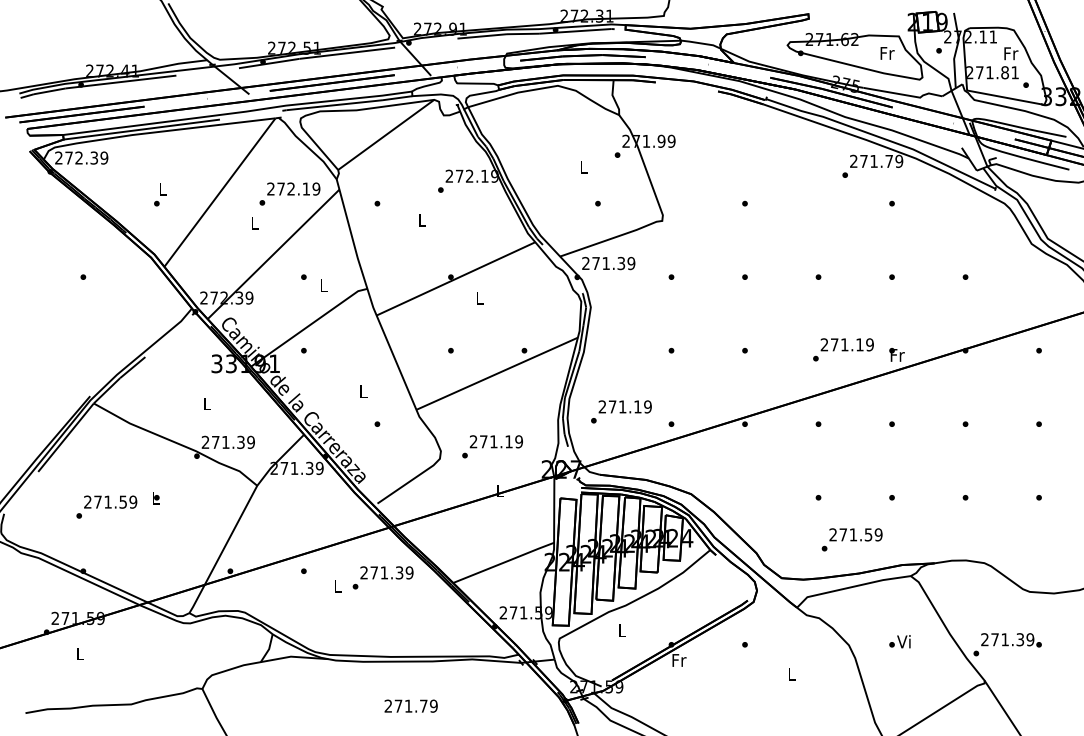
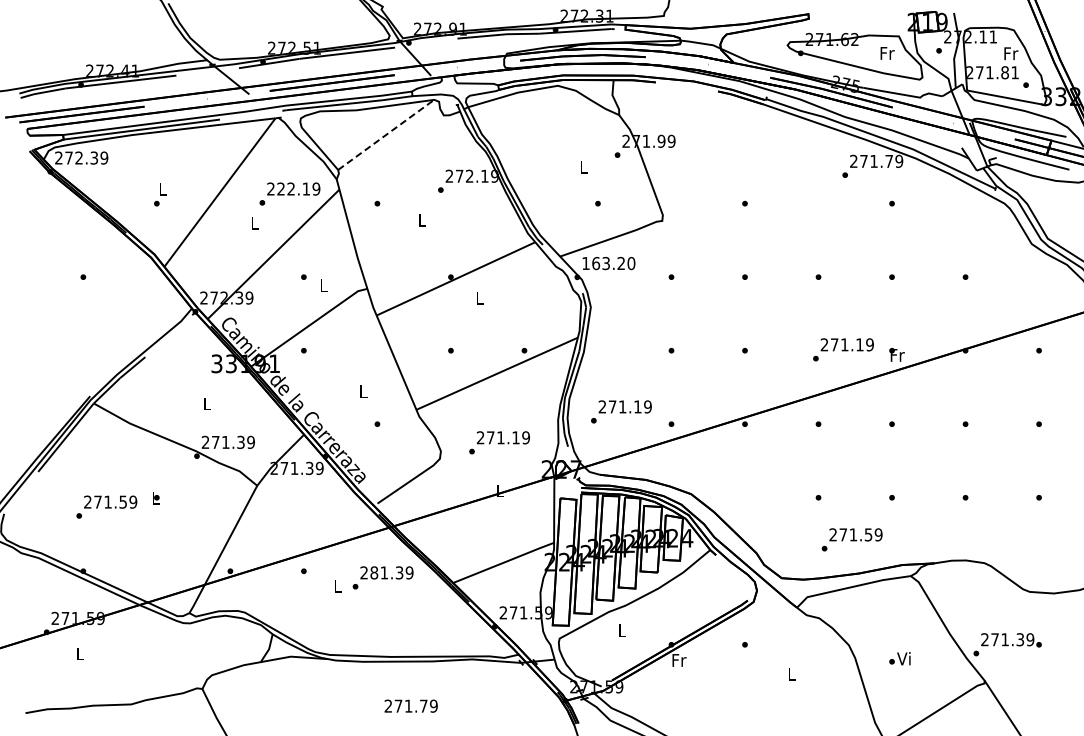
line: solid -> dashed (386, 134)
text: 272.19 -> 222.19 (280, 188)
text: 271.39 -> 163.20 (608, 263)
text position: (492, 446) -> (499, 442) (499, 442)
text: 271.39 -> 281.39 (374, 572)
text position: (899, 641) -> (899, 658) (899, 658)
